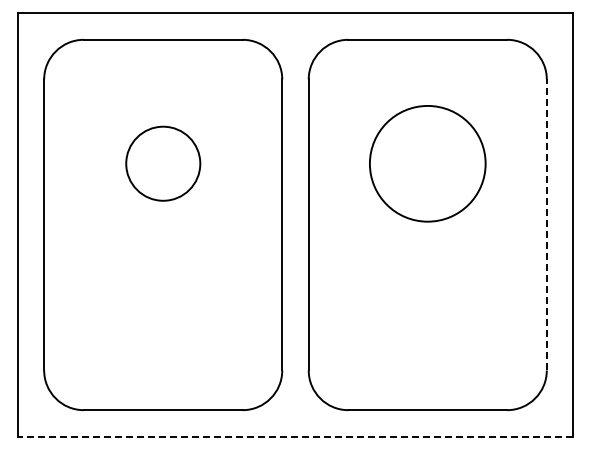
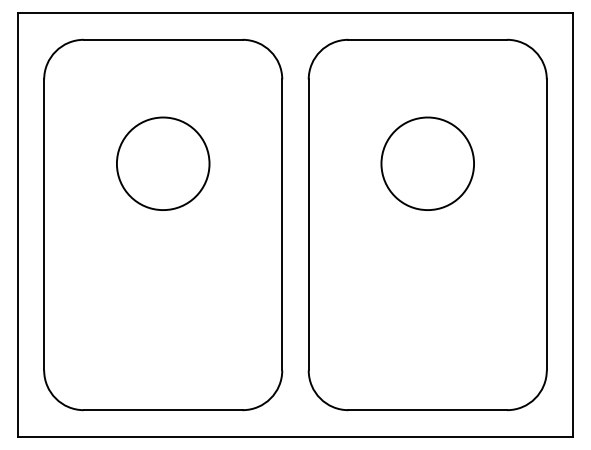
circle size: 77x77 px -> 95x95 px (163, 163)
circle diameter: 116 px -> 93 px (427, 163)
line: dashed -> solid (546, 224)
line: dashed -> solid (295, 436)
